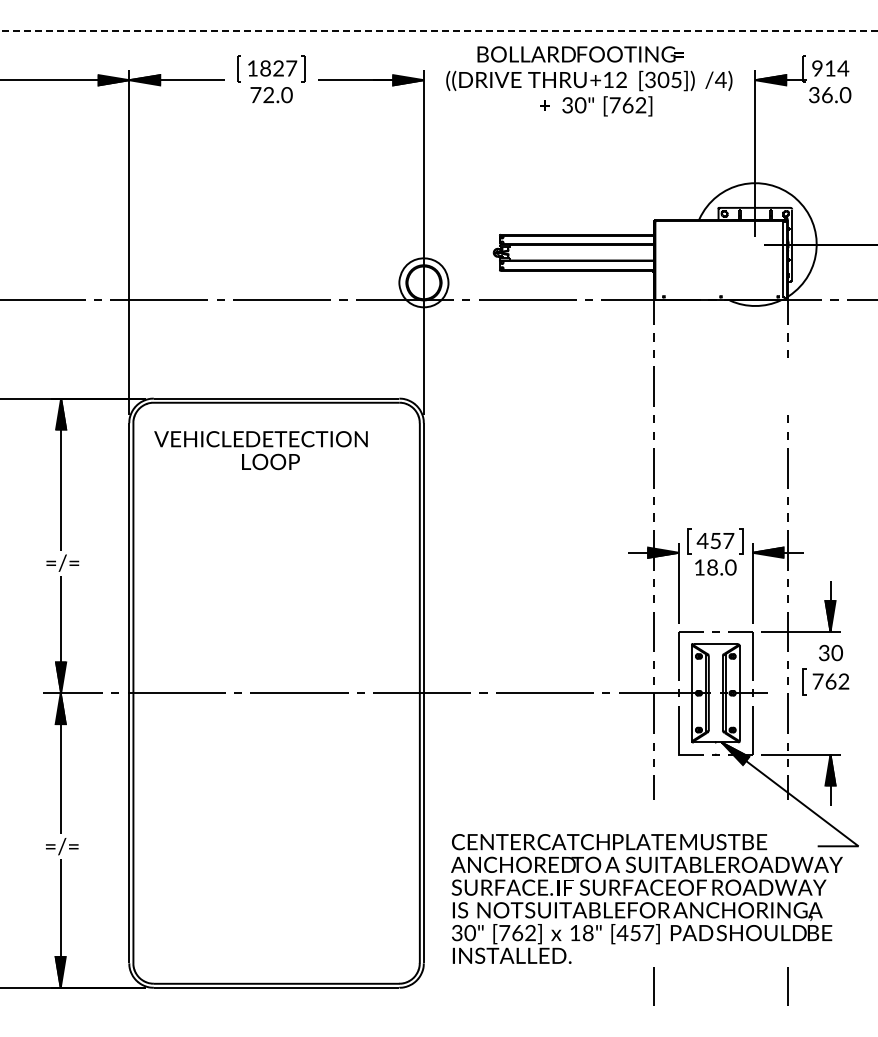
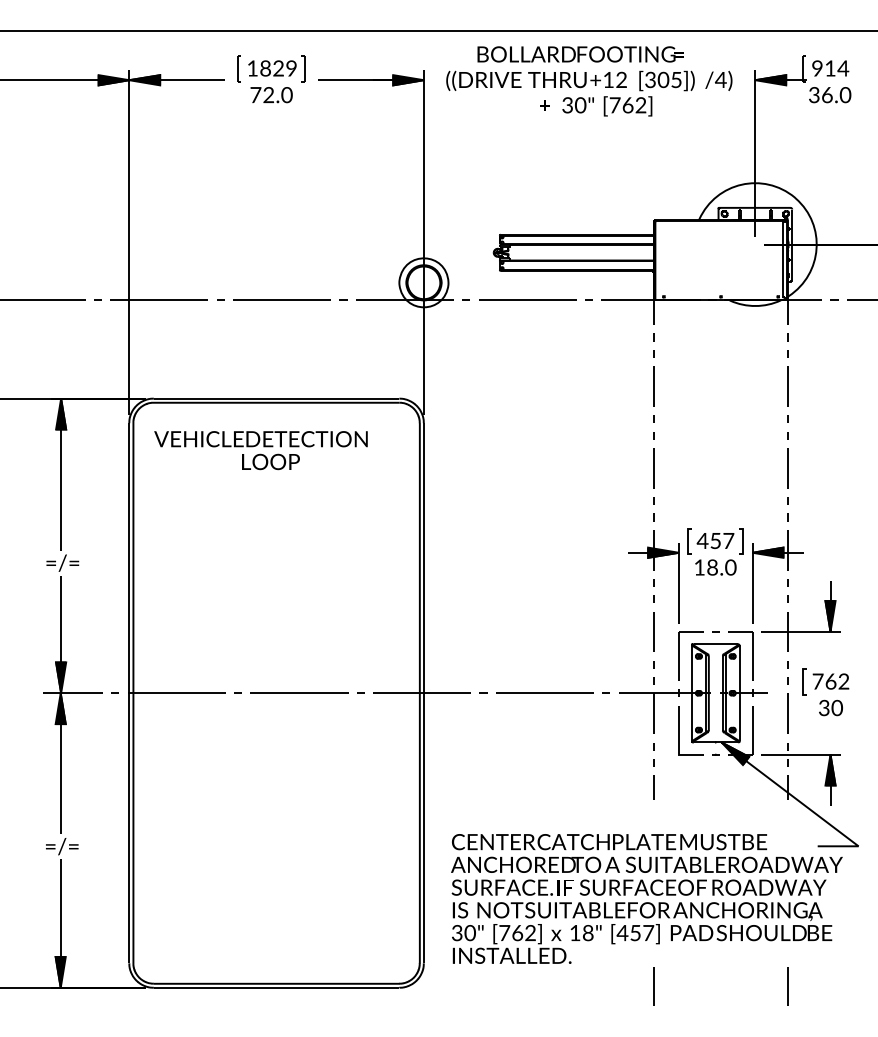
line: dashed -> solid (439, 31)
text: 1827 -> 1829 (291, 68)
line: none -> present (787, 386)
text position: (830, 652) -> (830, 707) (830, 707)
